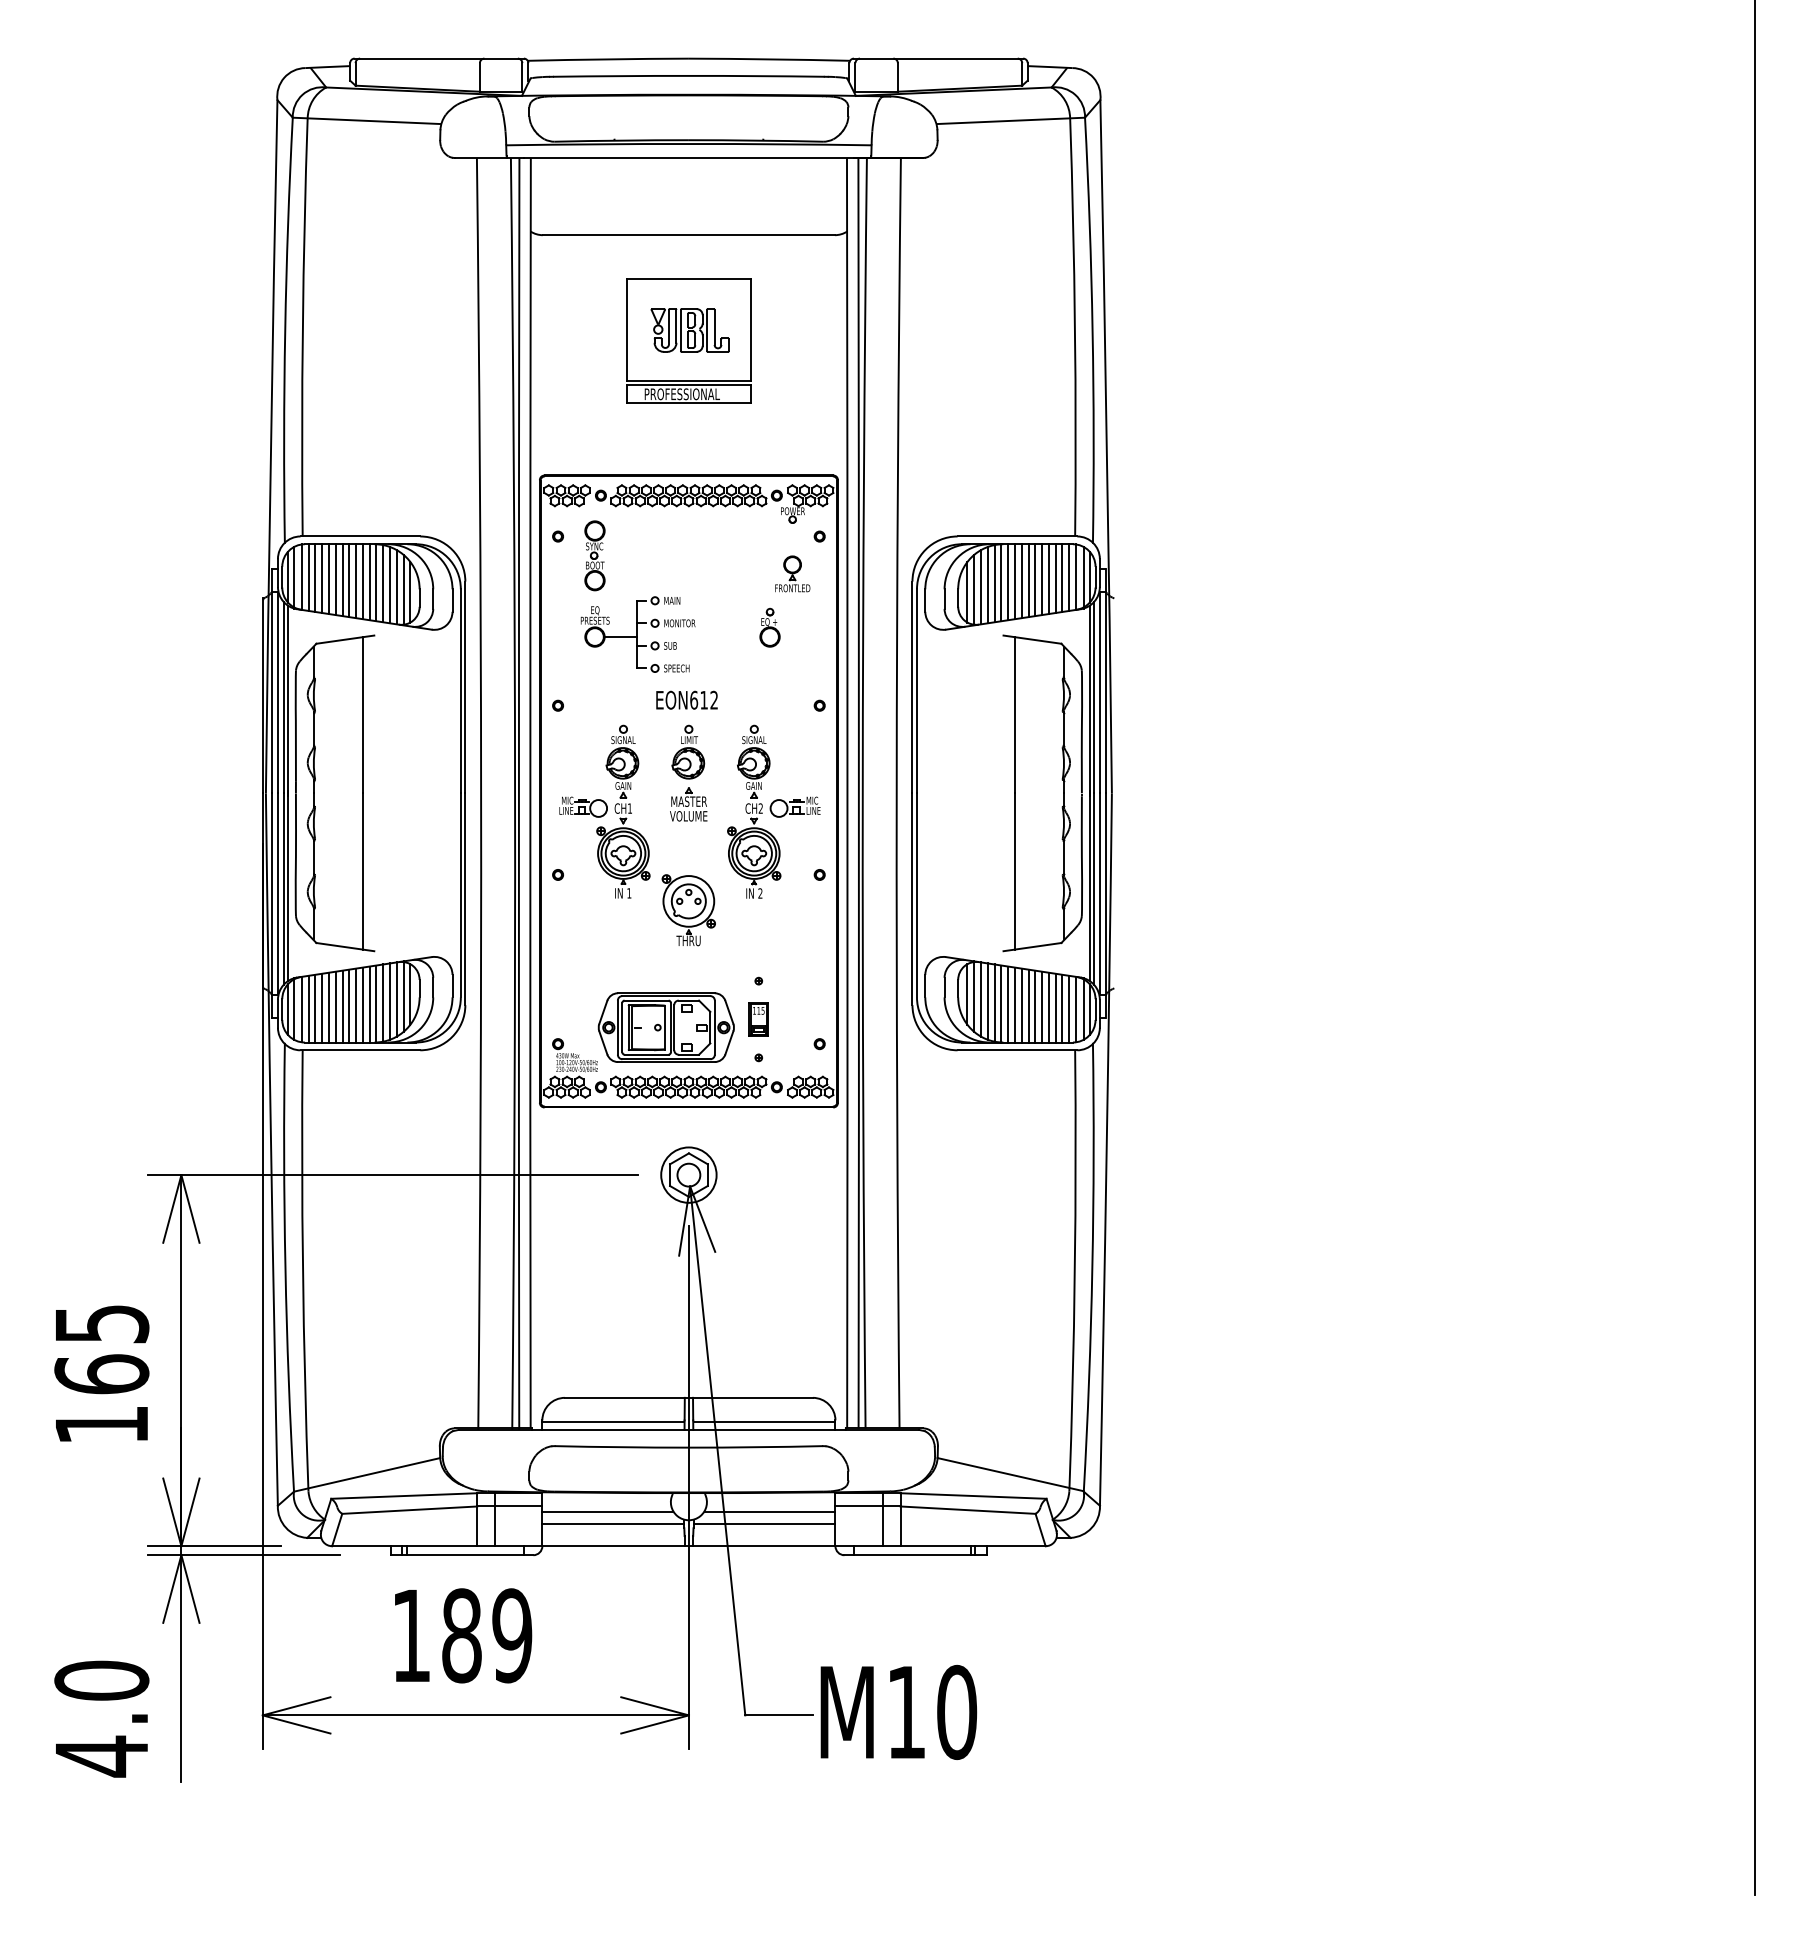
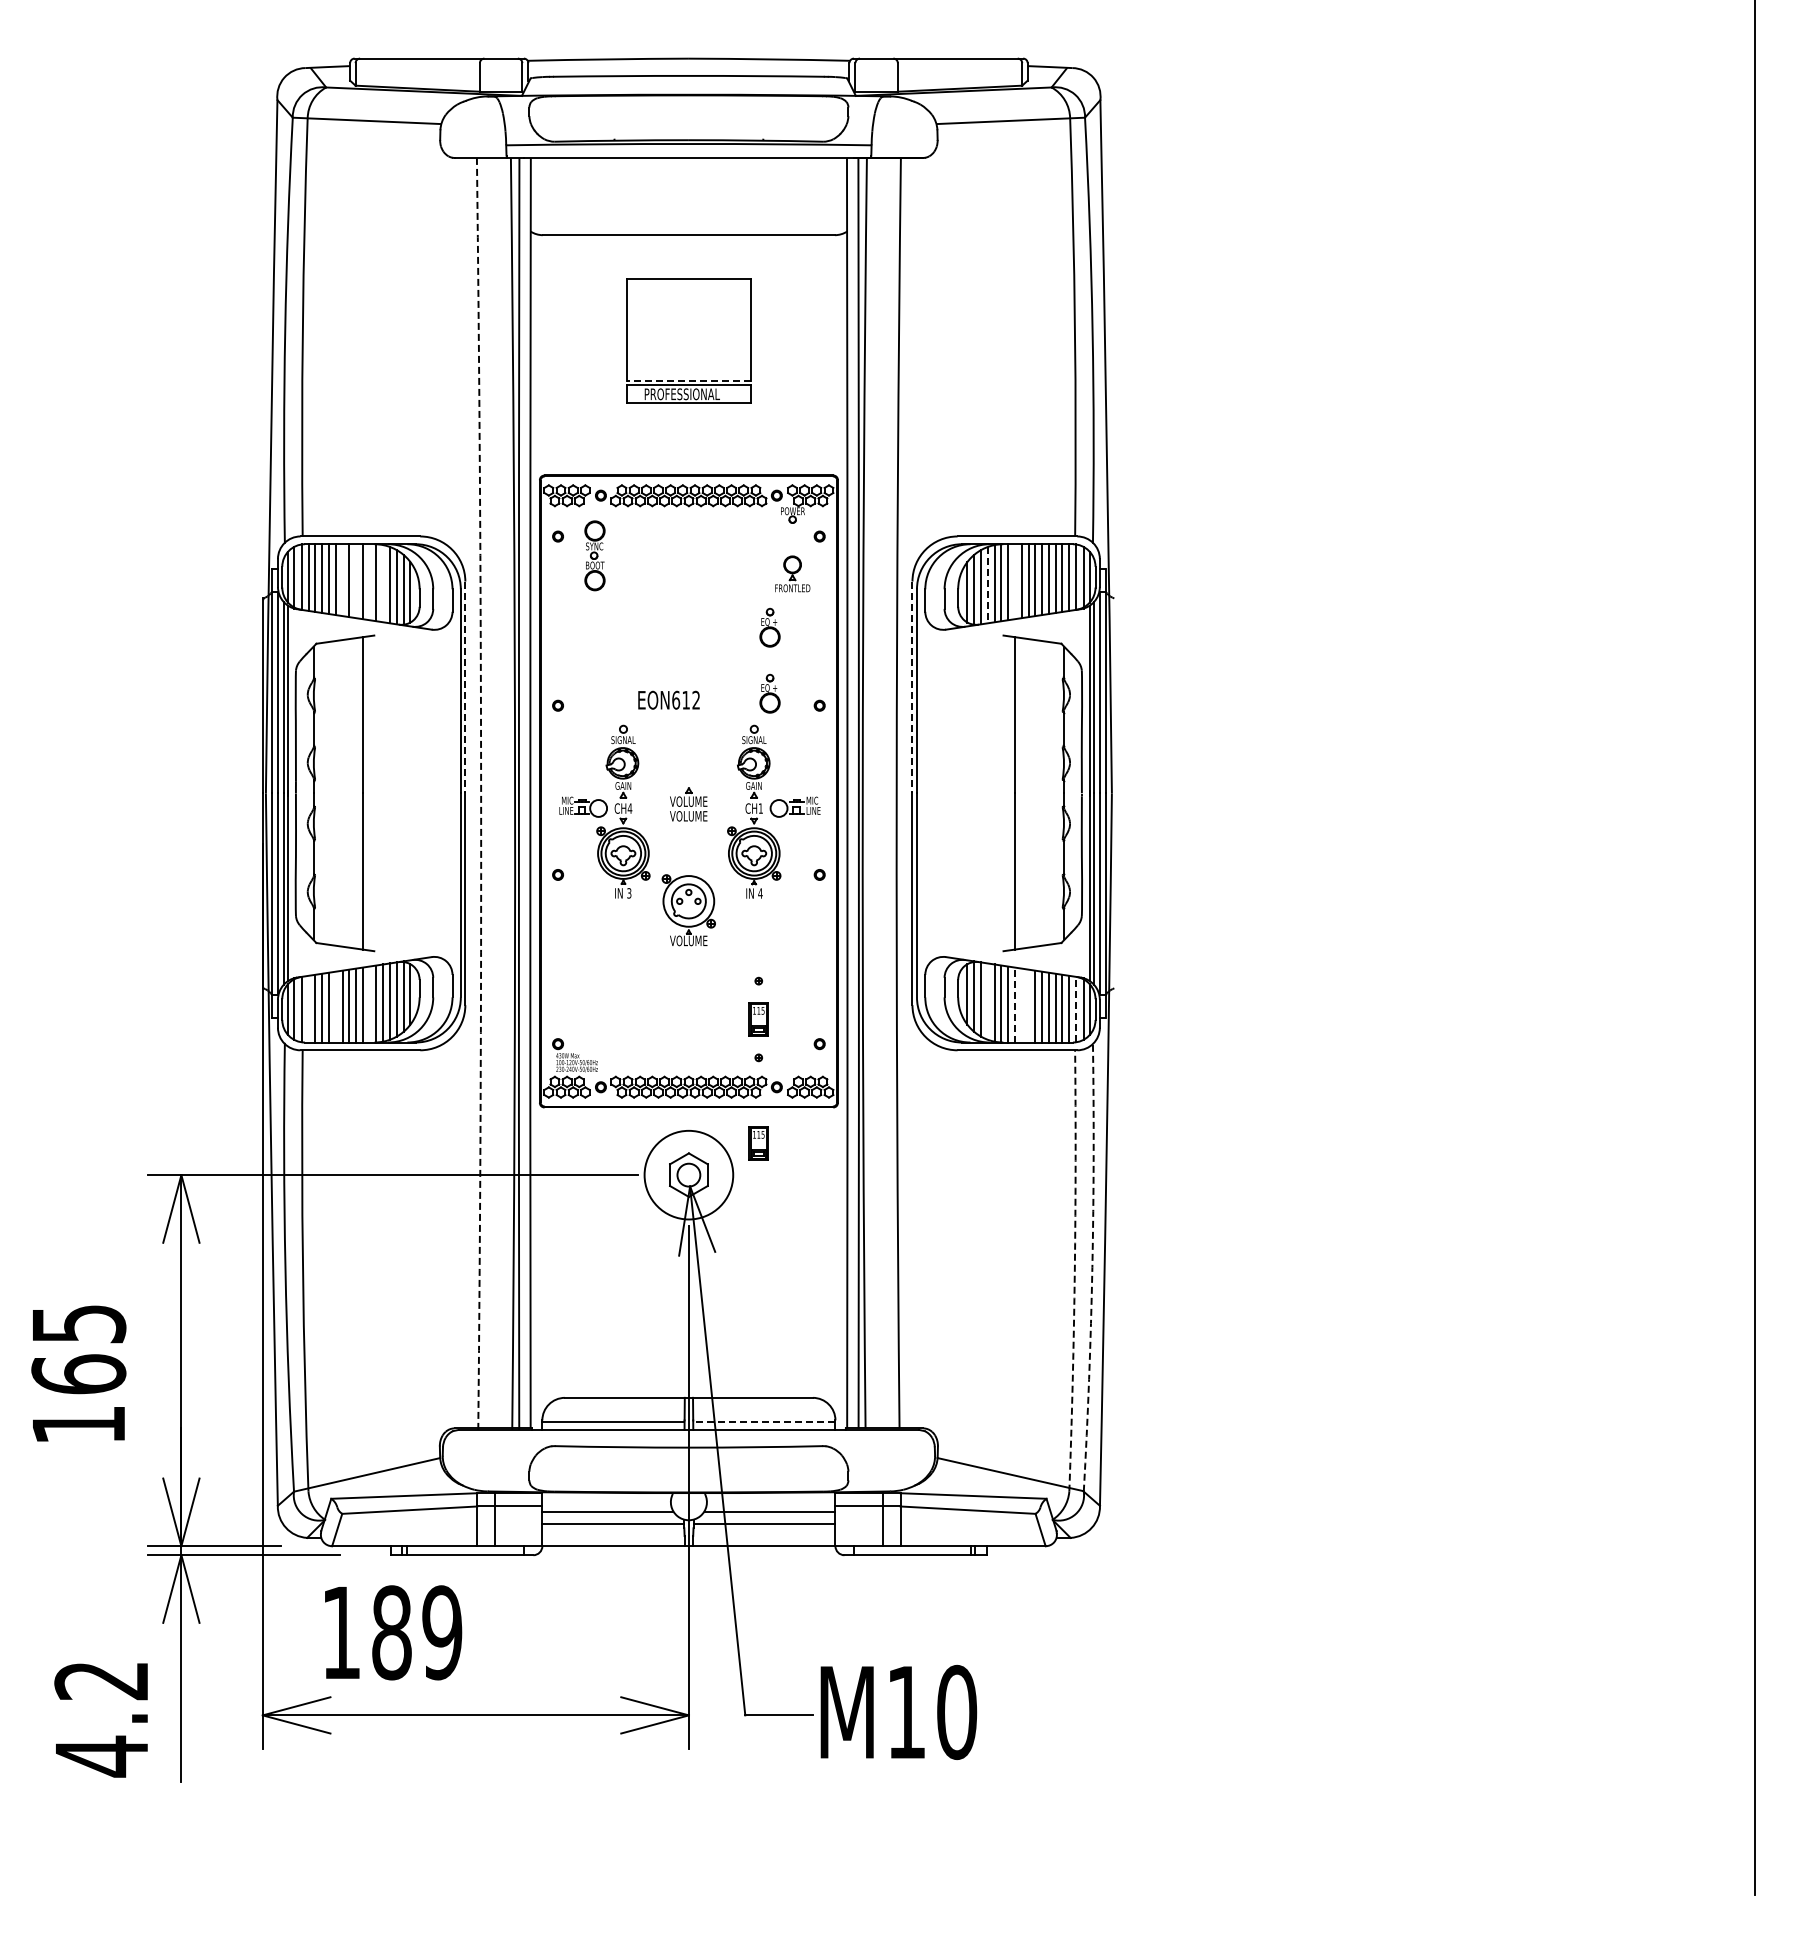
part: present -> none (689, 330)
line: solid -> dashed (688, 380)
line: present -> none (342, 580)
line: present -> none (356, 581)
line: present -> none (1014, 581)
line: present -> none (369, 582)
line: present -> none (383, 583)
line: solid -> dashed (987, 585)
part: present -> none (637, 634)
line: solid -> dashed (465, 687)
line: solid -> dashed (912, 687)
part: none -> present (769, 693)
text position: (686, 699) -> (668, 699) (668, 699)
part: present -> none (688, 751)
arc: solid -> dashed (481, 793)
text: MASTER -> VOLUME (688, 801)
text: CH1 -> CH4 (629, 808)
text: CH2 -> CH1 (760, 808)
text: 1 -> 3 (629, 893)
text: 2 -> 4 (760, 893)
text: THRU -> VOLUME (688, 940)
line: present -> none (987, 1001)
line: present -> none (369, 1004)
line: solid -> dashed (1014, 1004)
line: present -> none (1021, 1005)
line: present -> none (1028, 1005)
line: present -> none (335, 1006)
line: present -> none (308, 1008)
line: solid -> dashed (1076, 1009)
part: present -> none (665, 1027)
part: none -> present (758, 1143)
circle diameter: 55 px -> 89 px (688, 1174)
arc: solid -> dashed (1092, 1267)
arc: solid -> dashed (1074, 1270)
text position: (101, 1373) -> (78, 1373) (78, 1373)
line: solid -> dashed (764, 1422)
text position: (463, 1635) -> (393, 1632) (393, 1632)
text: 4.0 -> 4.2 (101, 1680)
